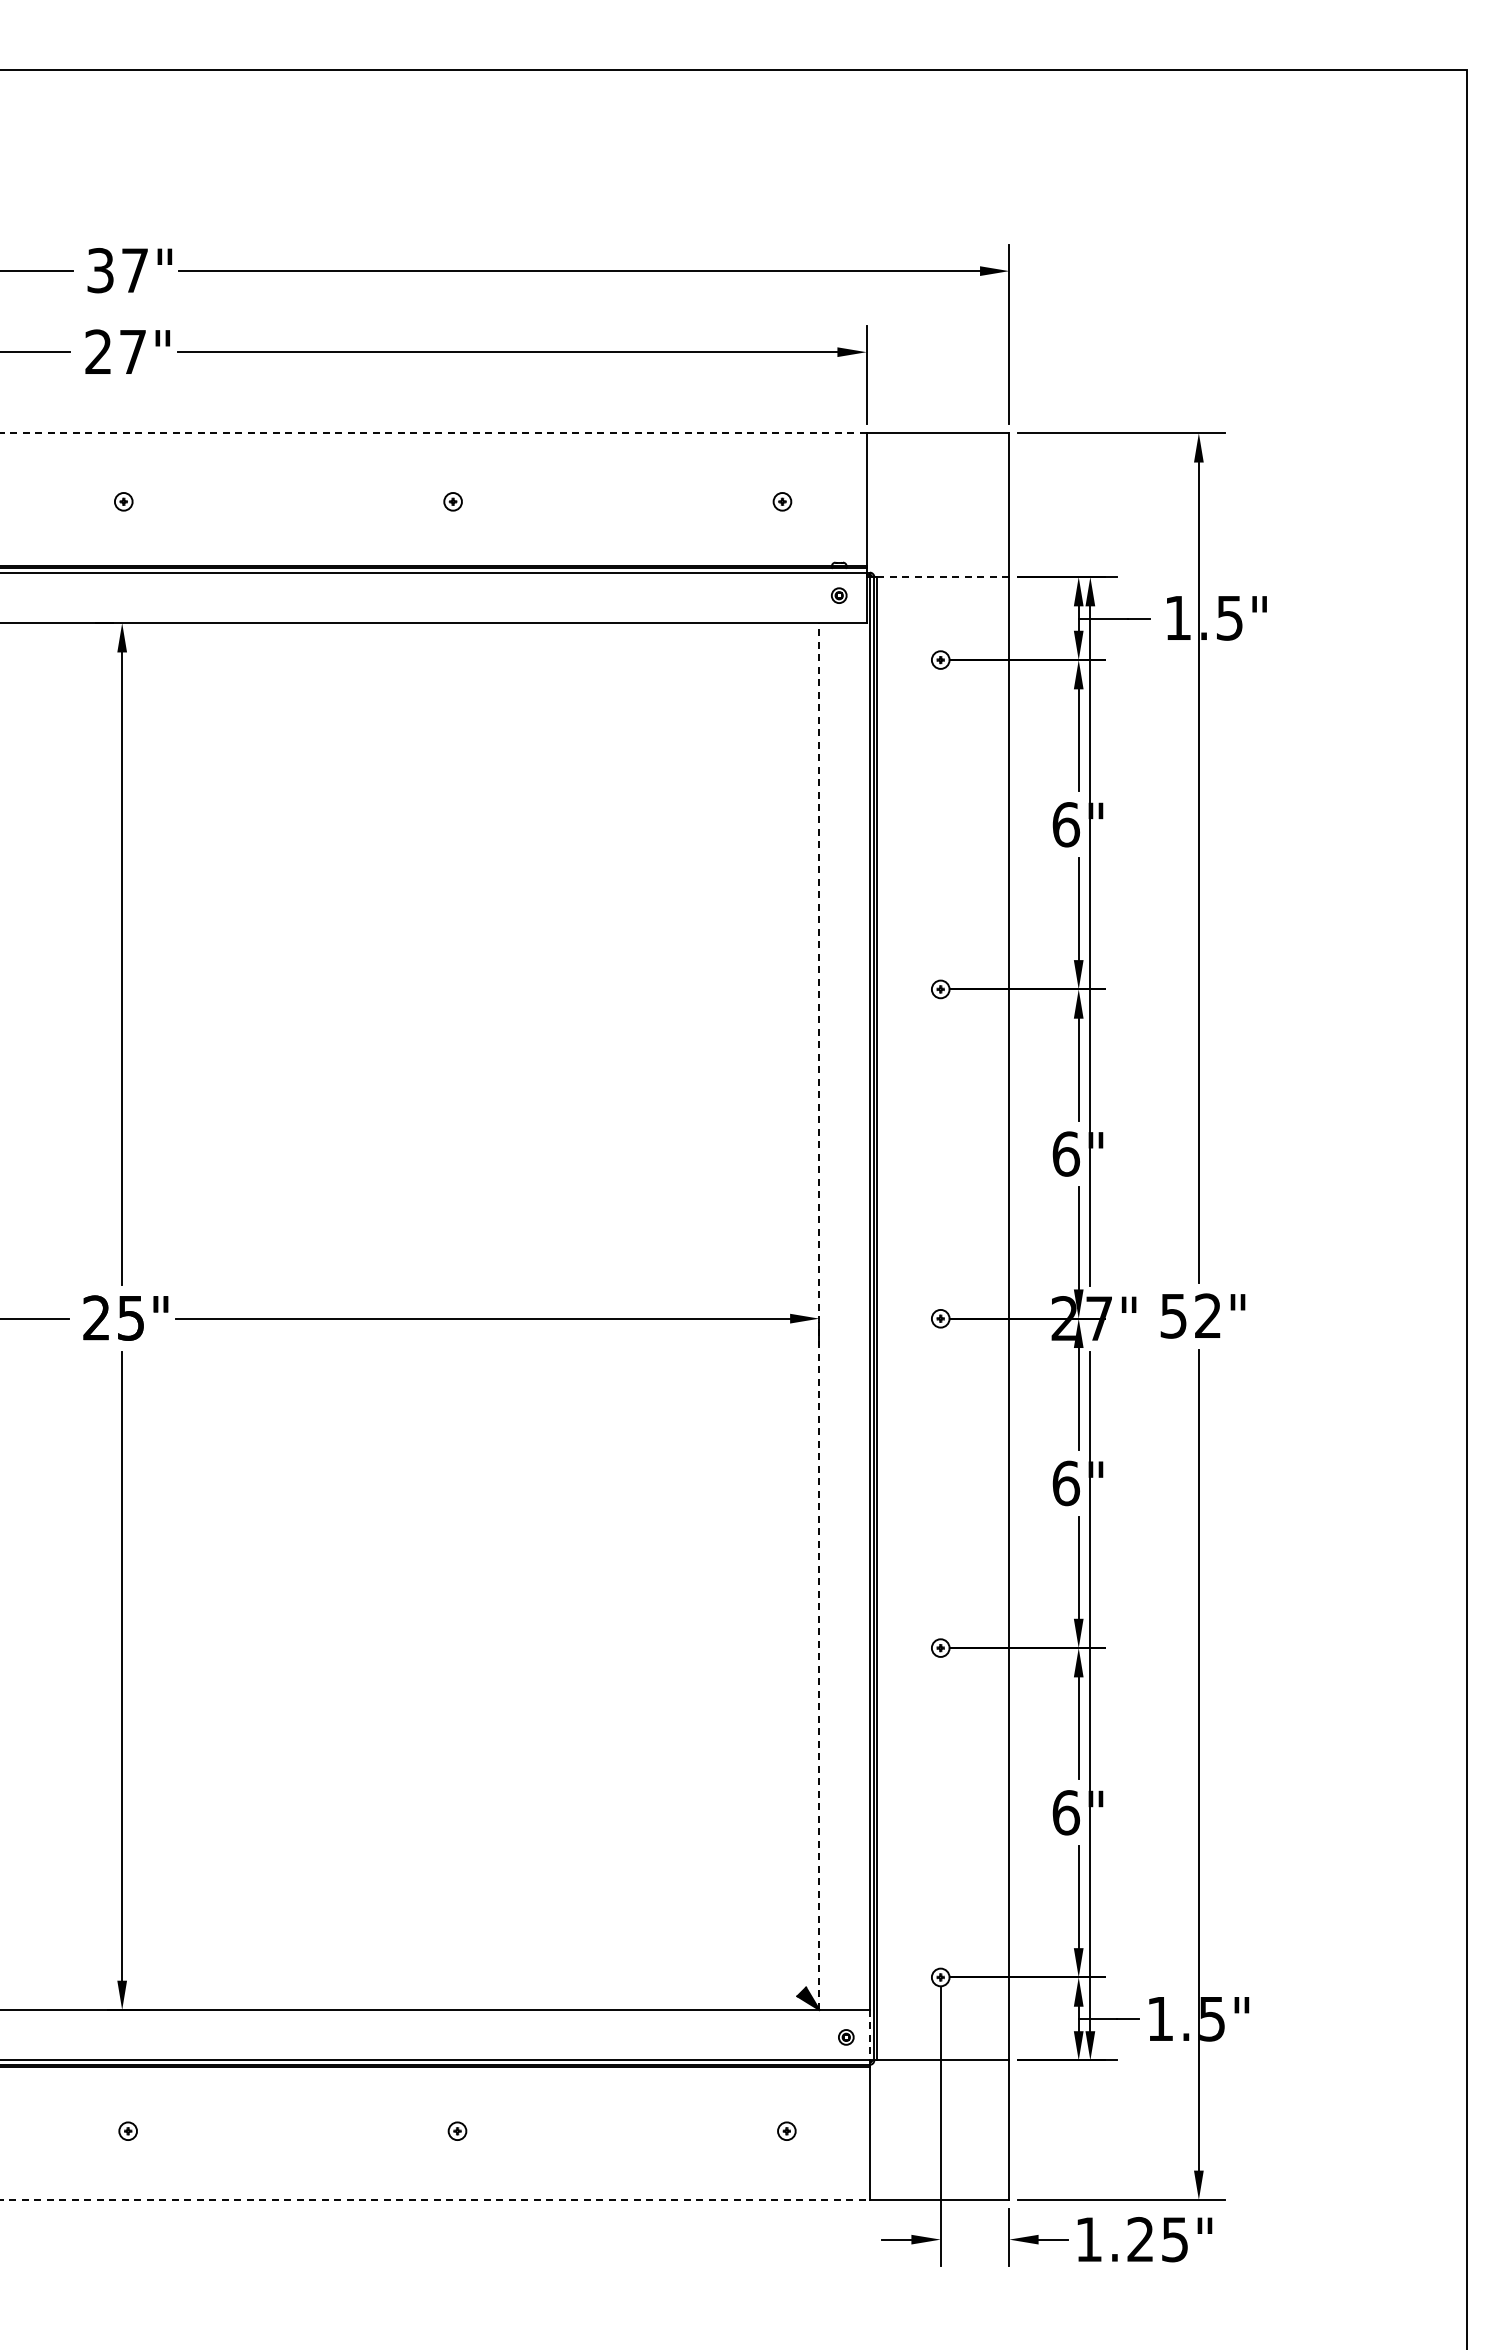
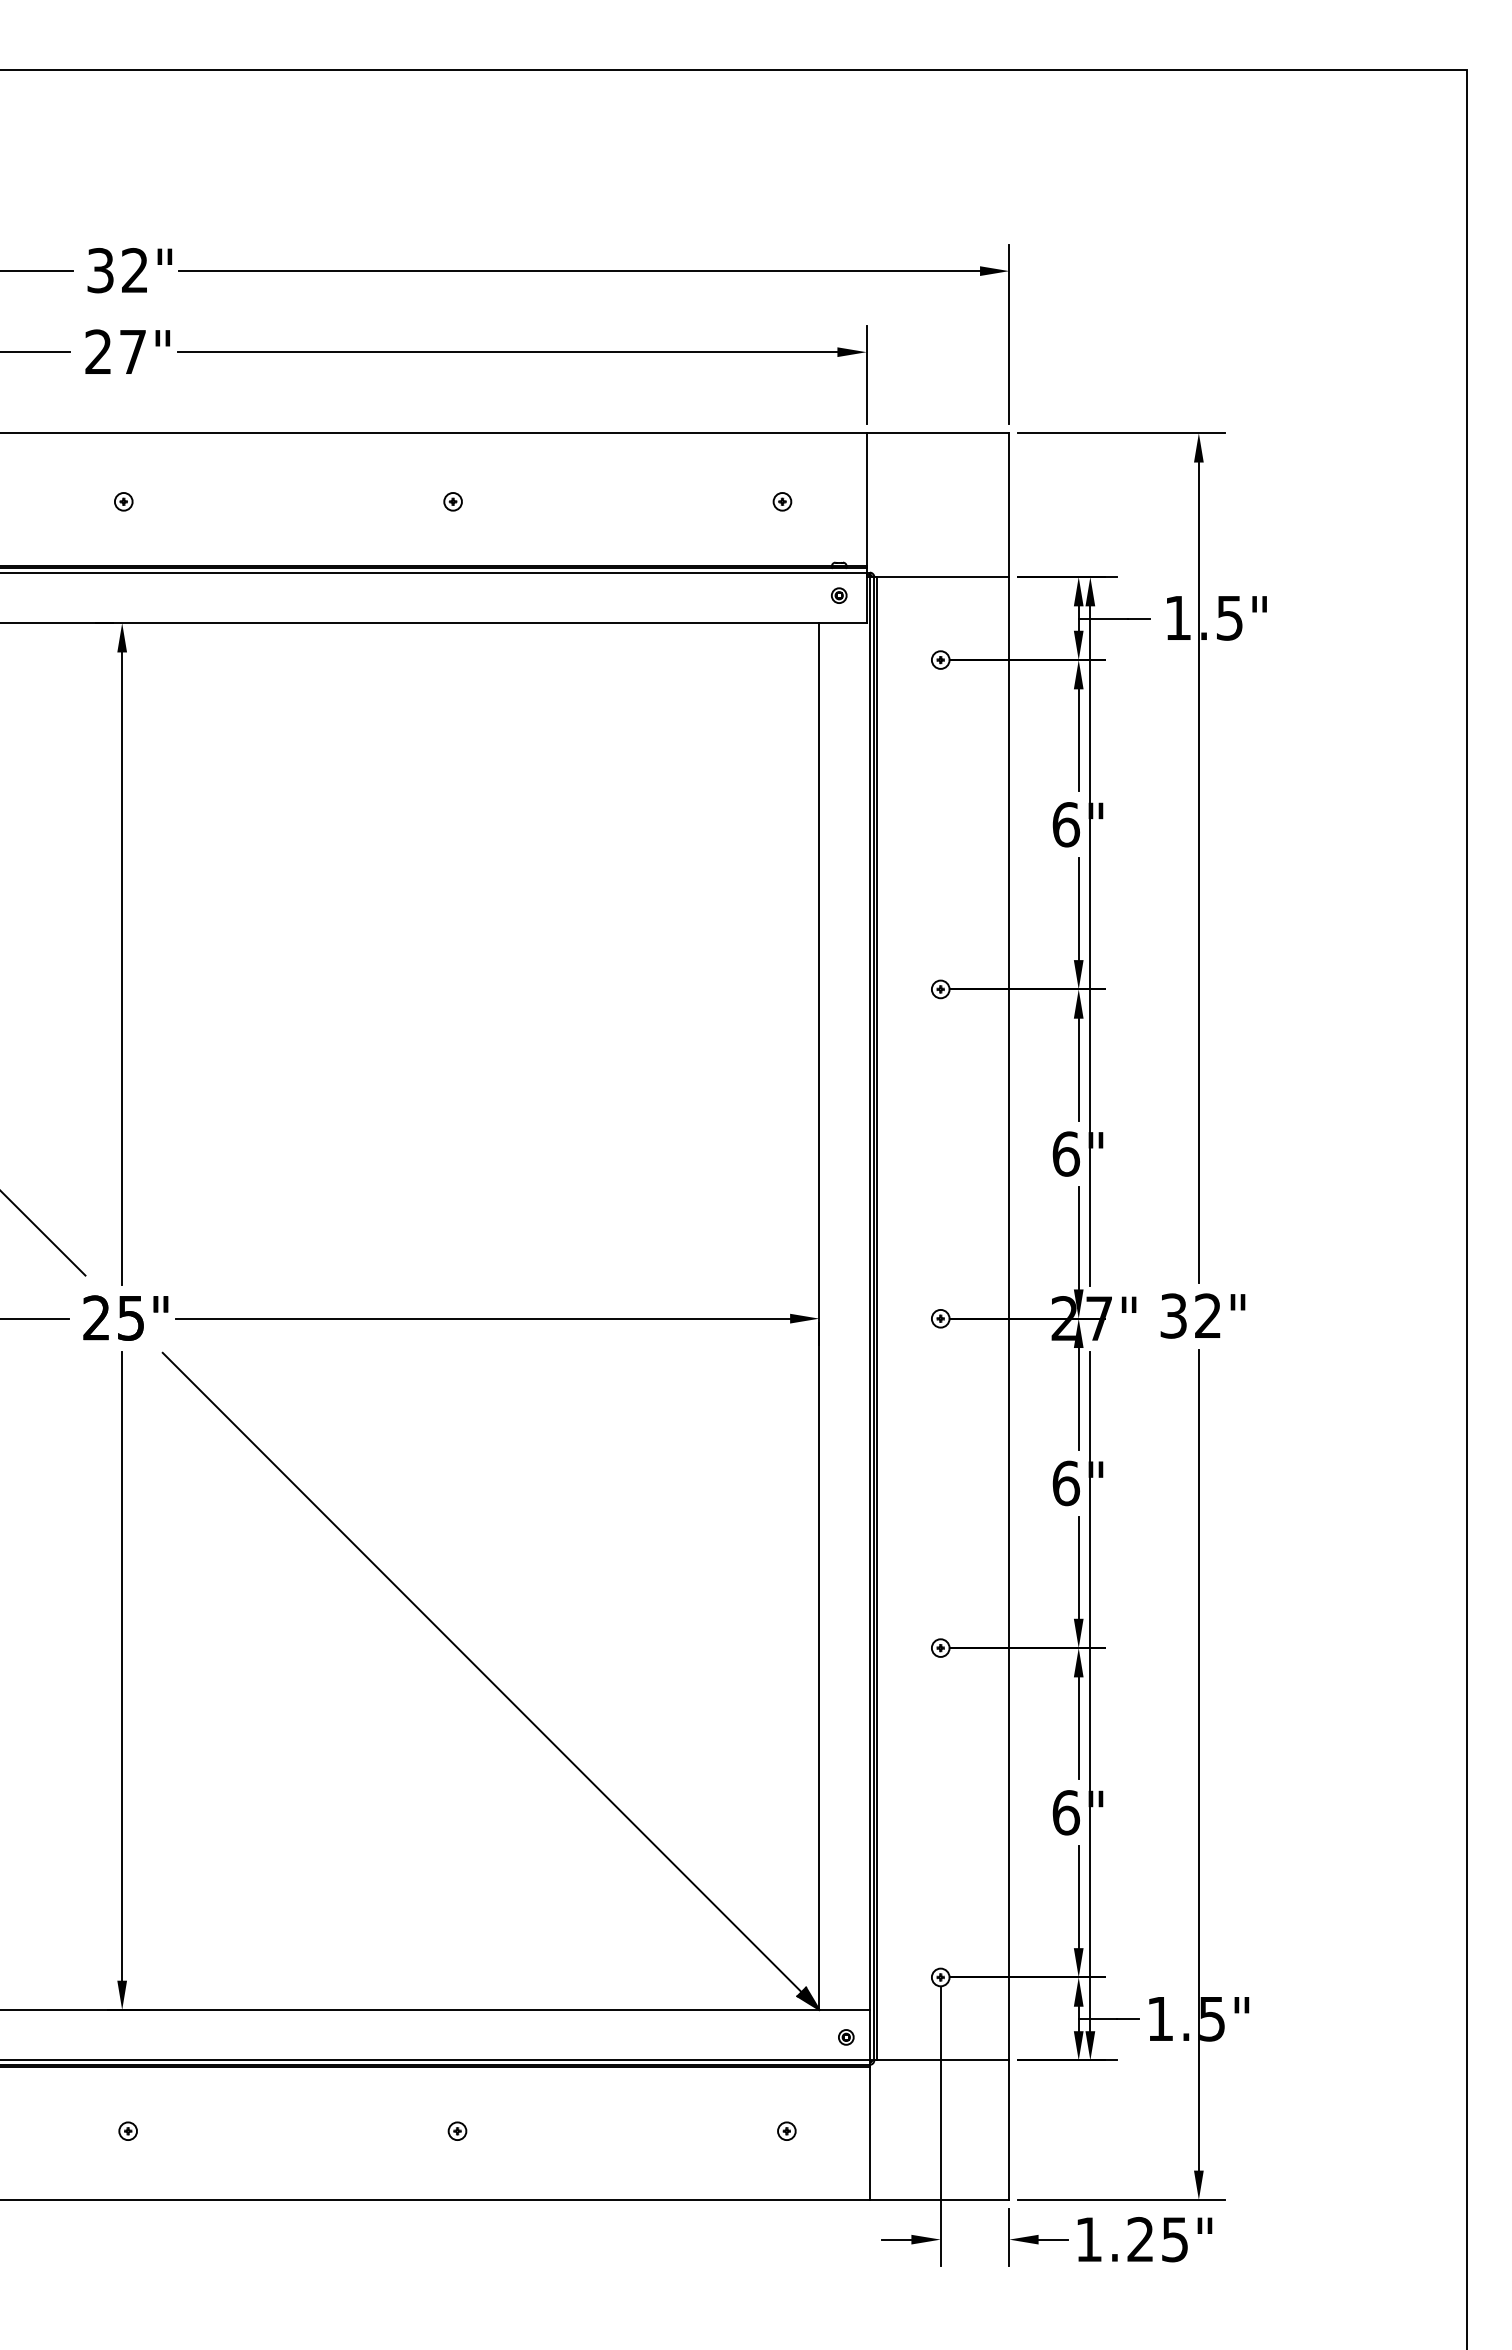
text: 37" -> 32" (134, 270)
line: dashed -> solid (432, 433)
line: dashed -> solid (942, 577)
line: none -> present (43, 1233)
text: 52" -> 32" (1173, 1315)
line: dashed -> solid (819, 1316)
line: none -> present (481, 1672)
line: dashed -> solid (869, 2035)
line: dashed -> solid (435, 2199)
